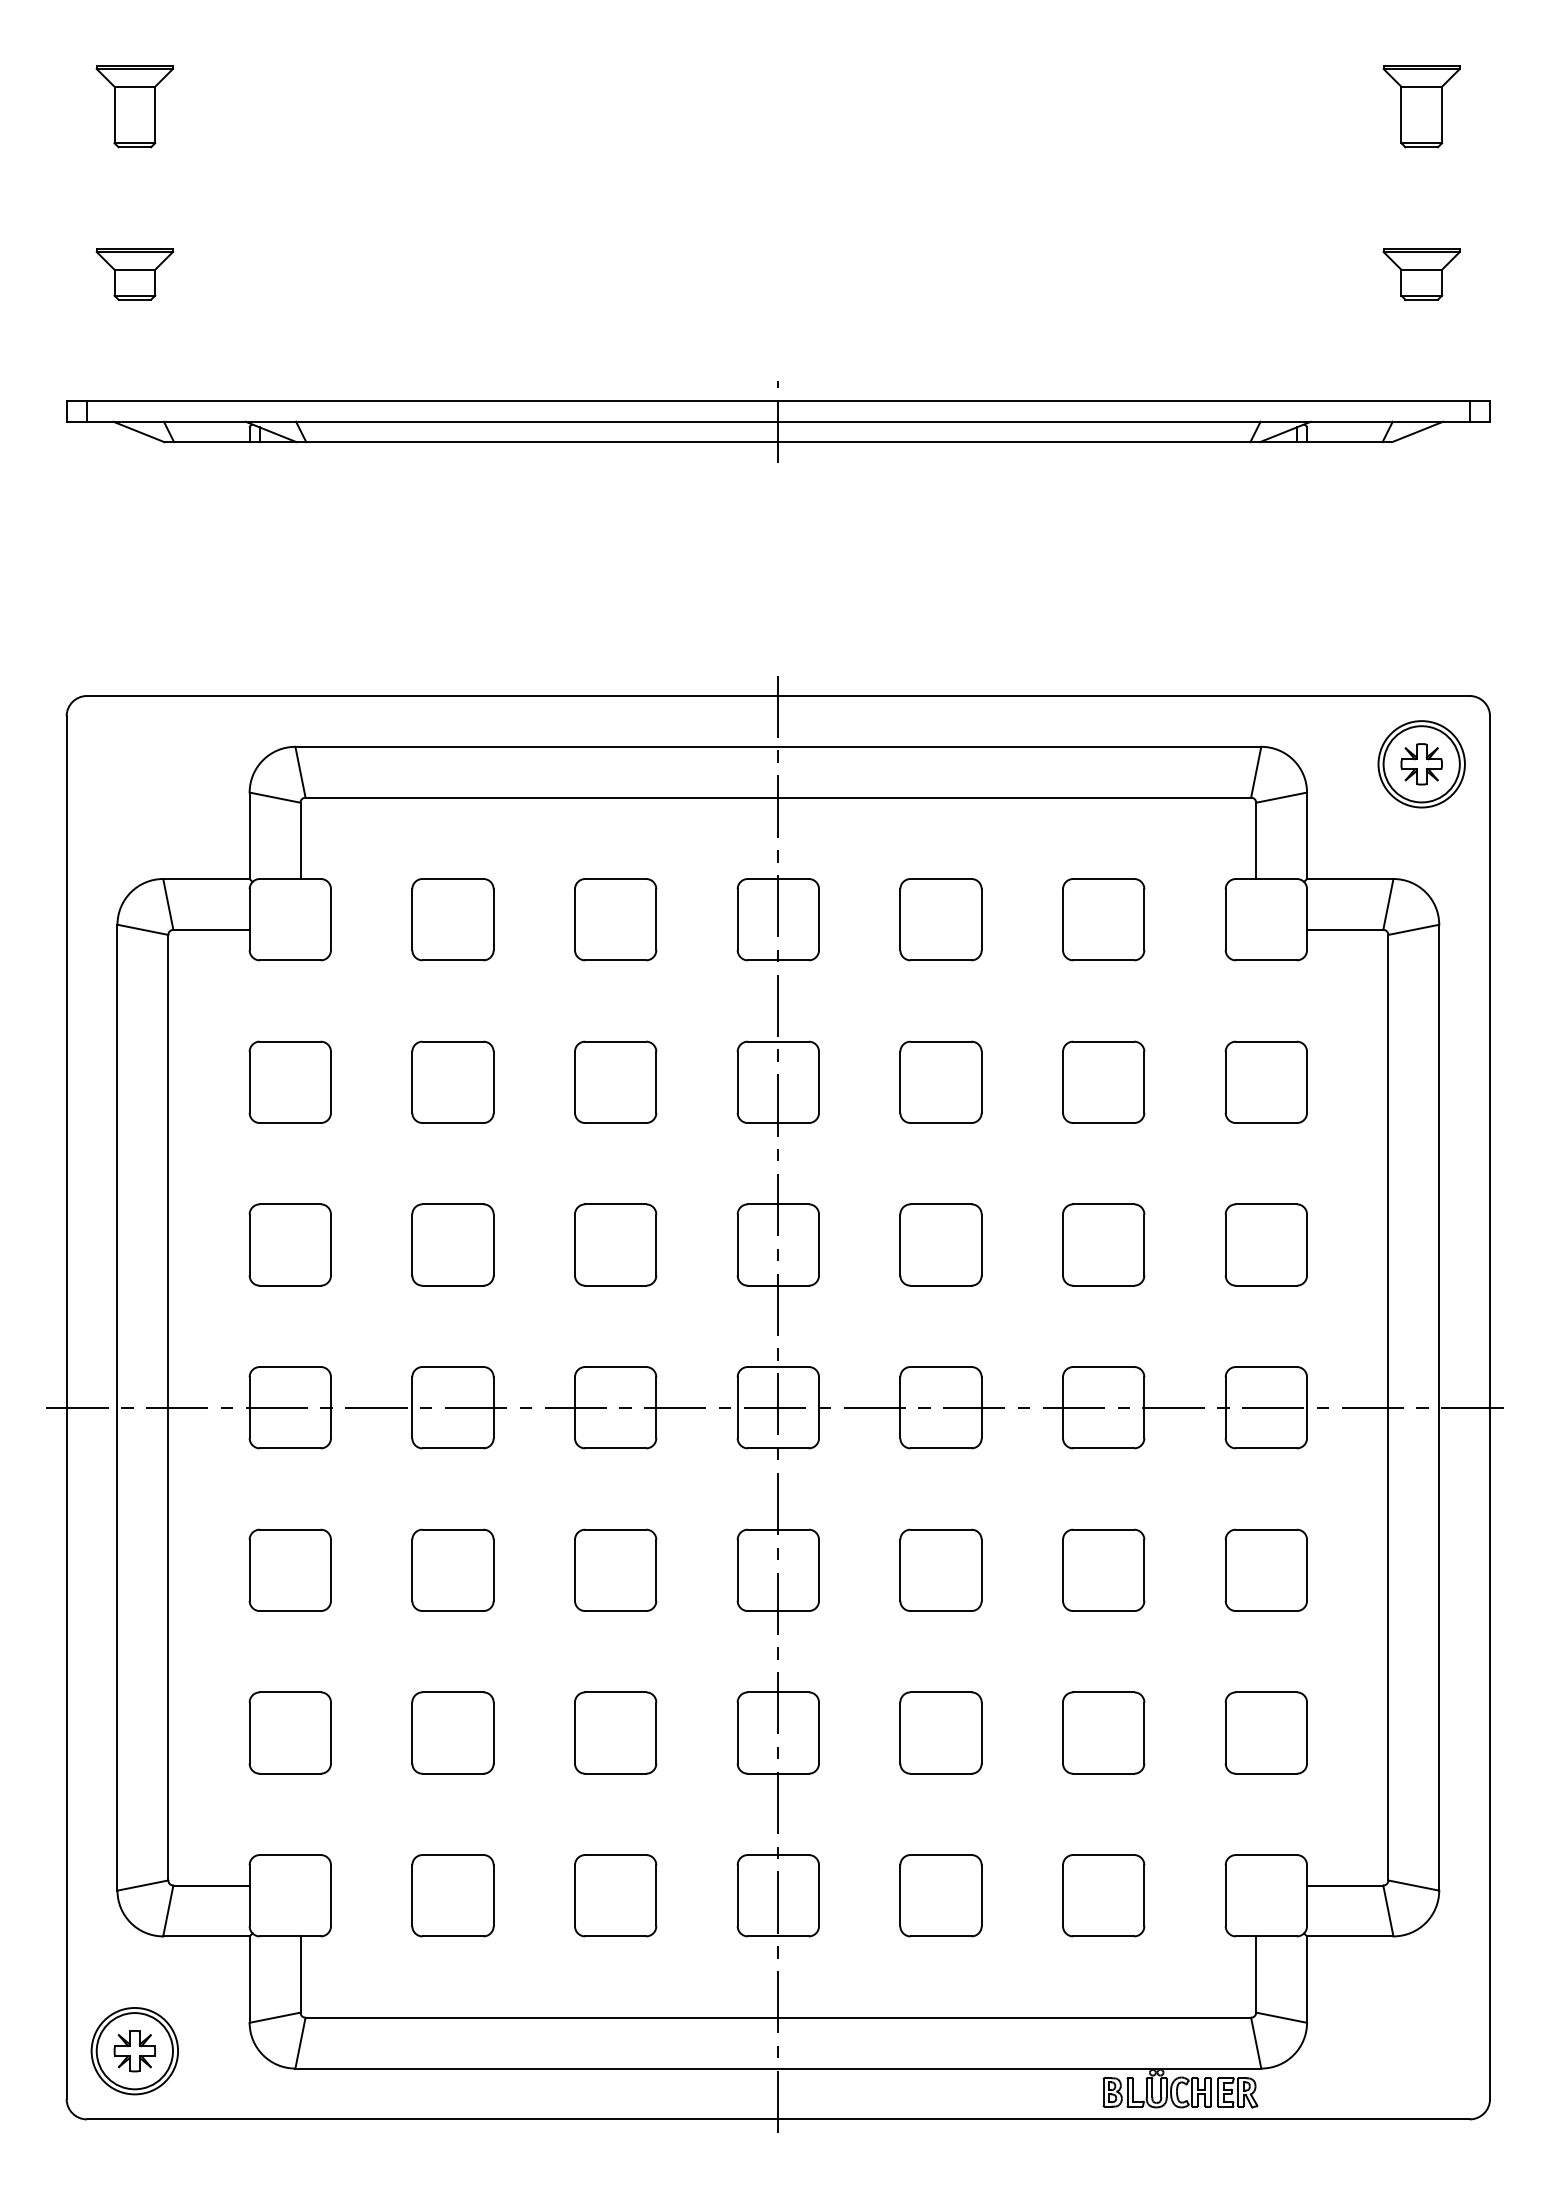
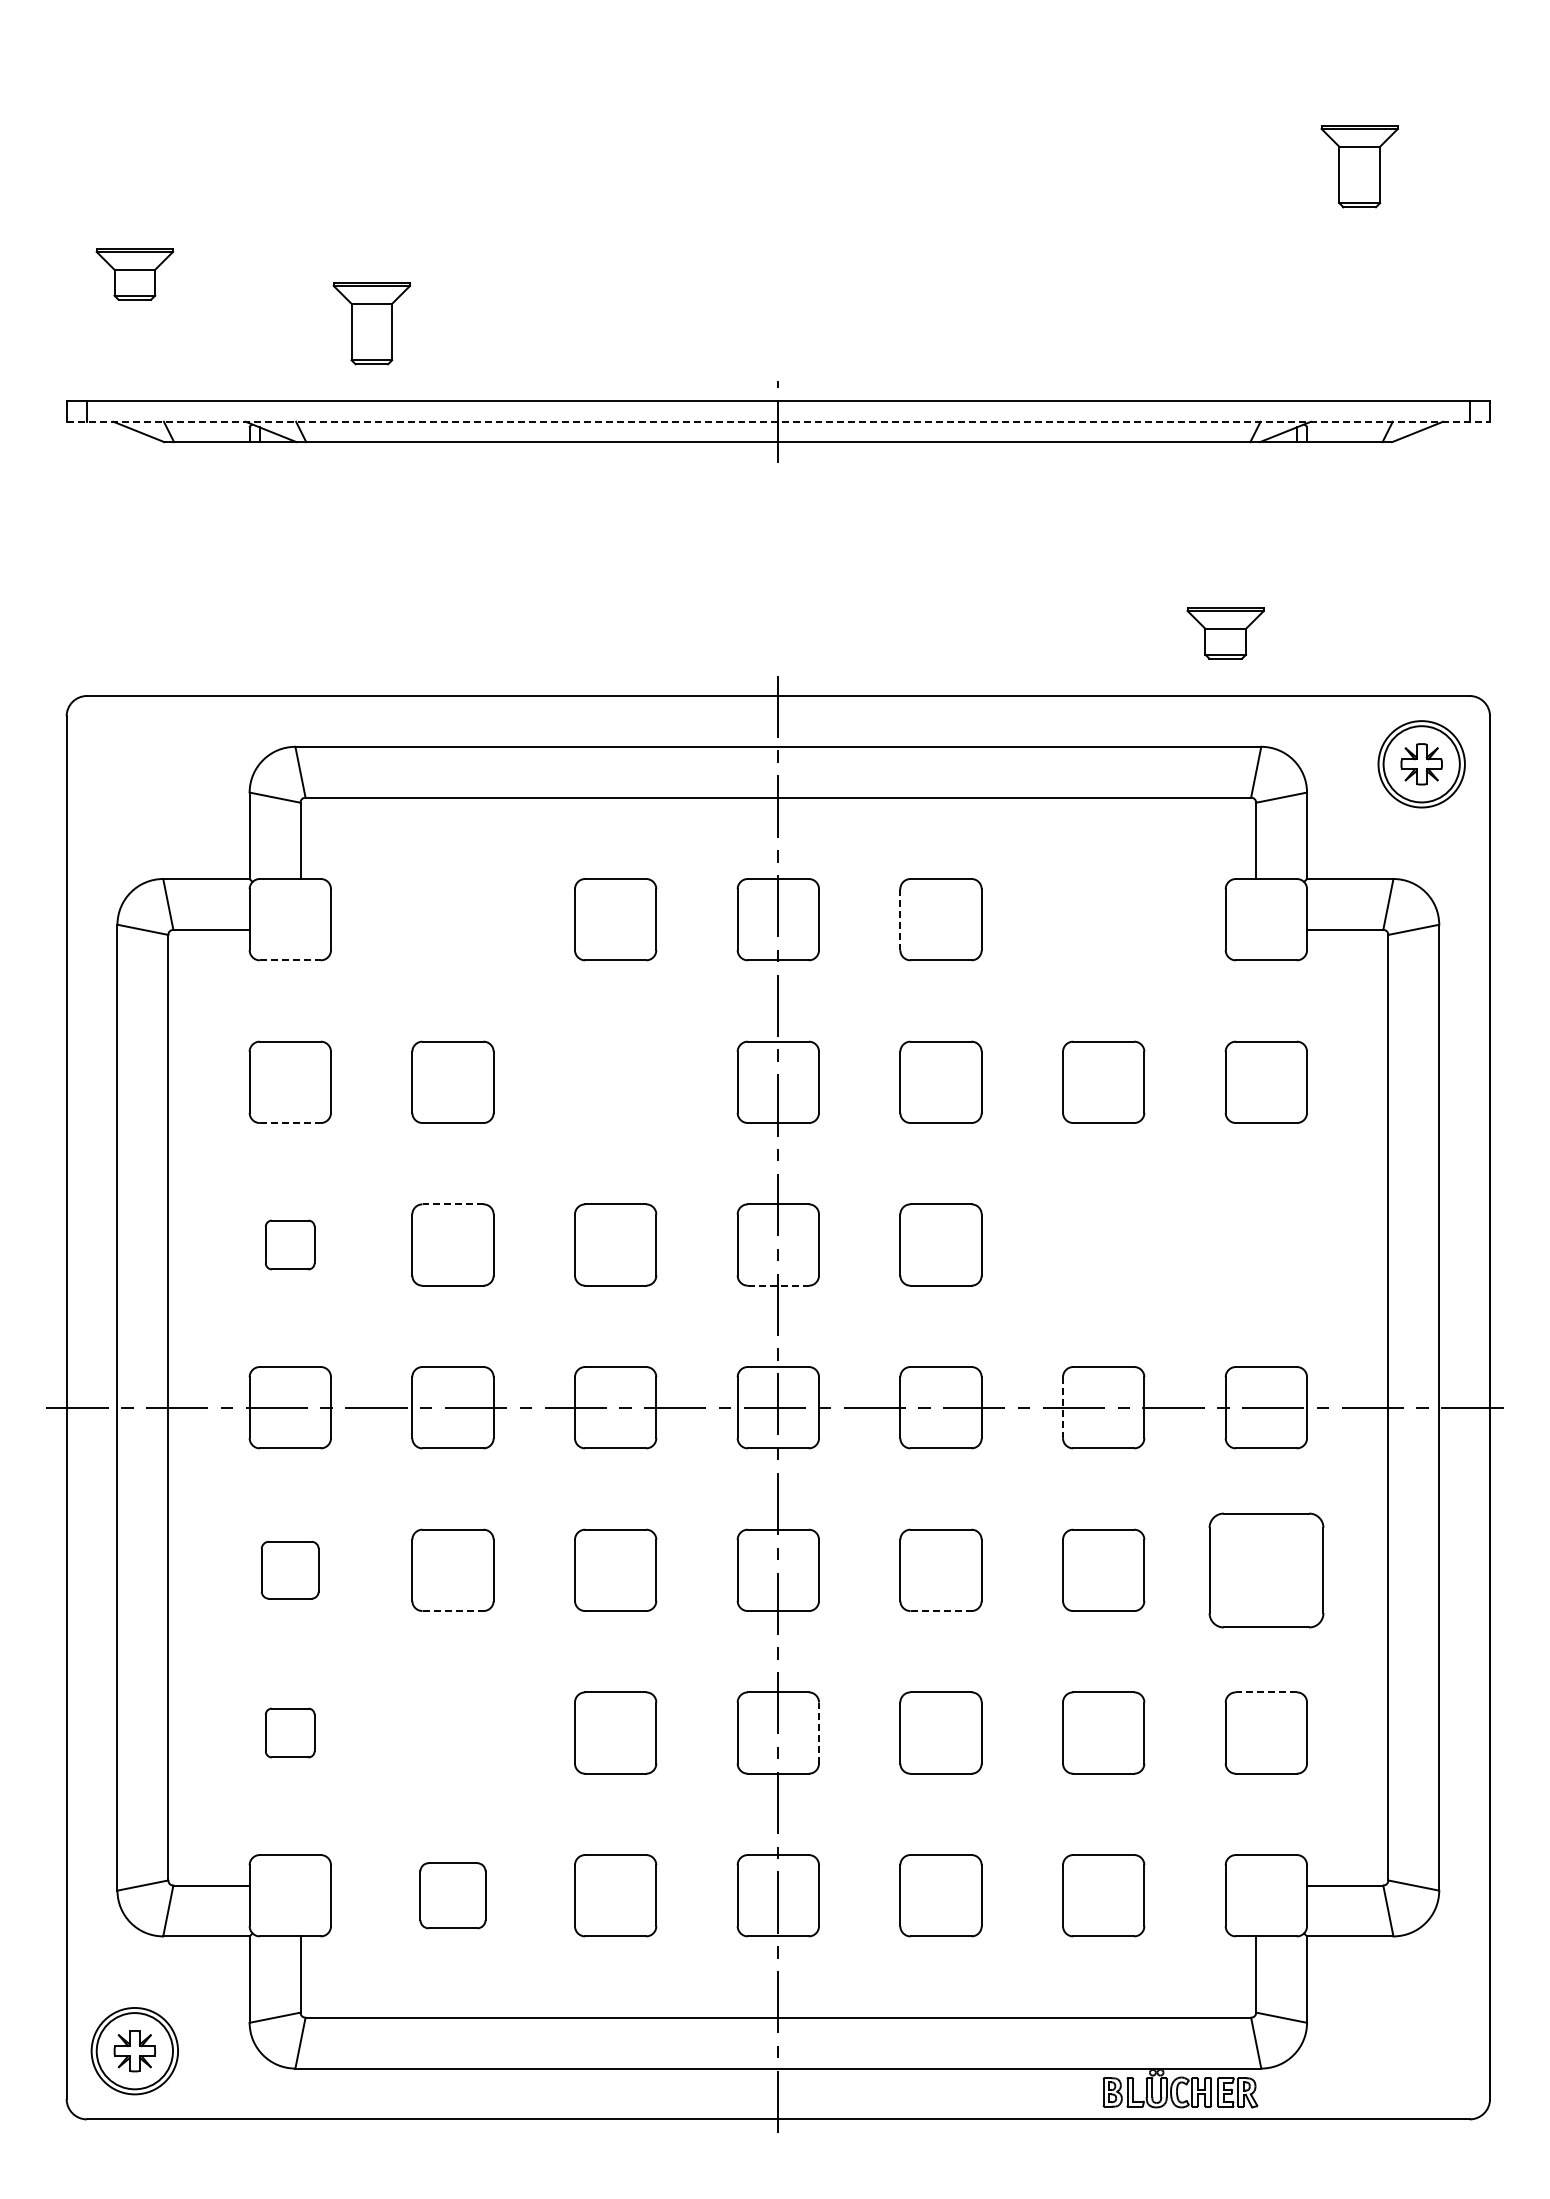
part position: (134, 106) -> (371, 323) (371, 323)
part position: (1421, 106) -> (1359, 166) (1359, 166)
part position: (1421, 274) -> (1225, 633) (1225, 633)
line: solid -> dashed (778, 421)
part: present -> none (452, 919)
line: solid -> dashed (900, 919)
part: present -> none (1103, 919)
line: solid -> dashed (290, 960)
part: present -> none (615, 1081)
line: solid -> dashed (290, 1123)
line: solid -> dashed (453, 1204)
part size: 84x84 px -> 51x52 px (290, 1244)
part: present -> none (1103, 1244)
part: present -> none (1265, 1244)
line: solid -> dashed (778, 1285)
line: solid -> dashed (1063, 1407)
part size: 84x84 px -> 60x59 px (289, 1570)
part size: 84x84 px -> 117x117 px (1266, 1570)
line: solid -> dashed (453, 1611)
line: solid -> dashed (941, 1611)
line: solid -> dashed (1266, 1692)
part size: 84x84 px -> 51x52 px (290, 1732)
part: present -> none (452, 1732)
line: solid -> dashed (819, 1733)
part size: 84x84 px -> 68x68 px (452, 1895)
